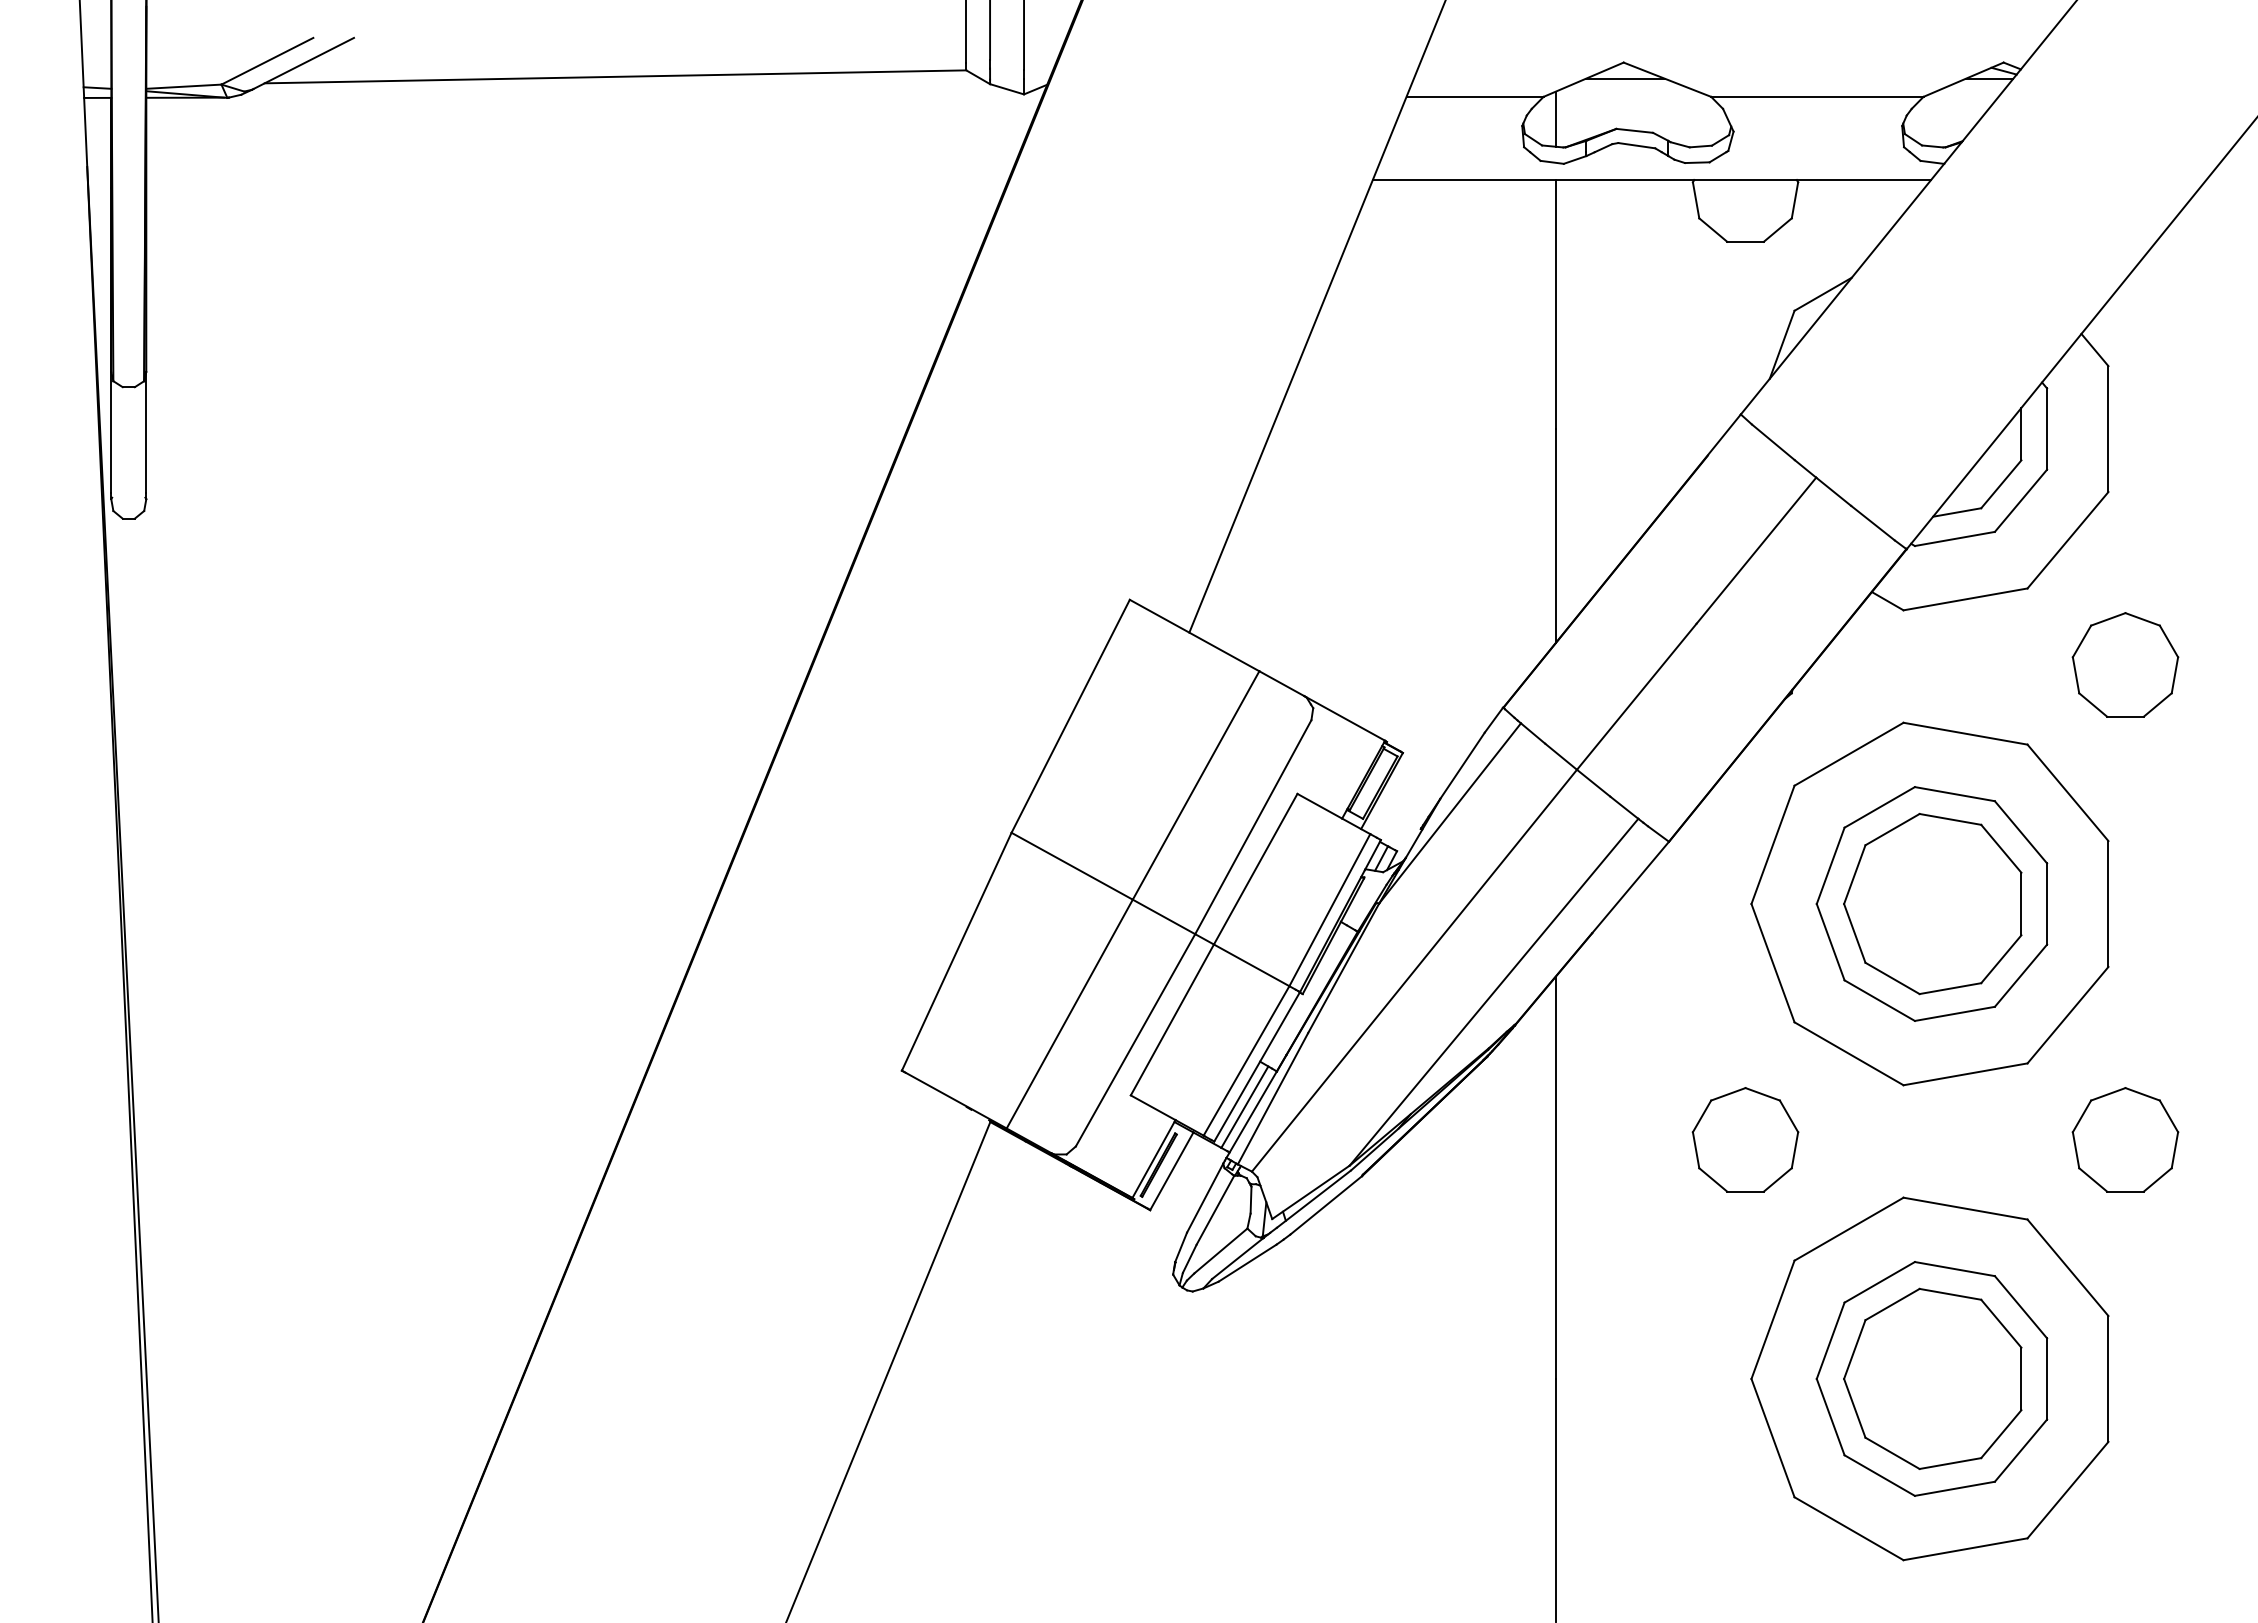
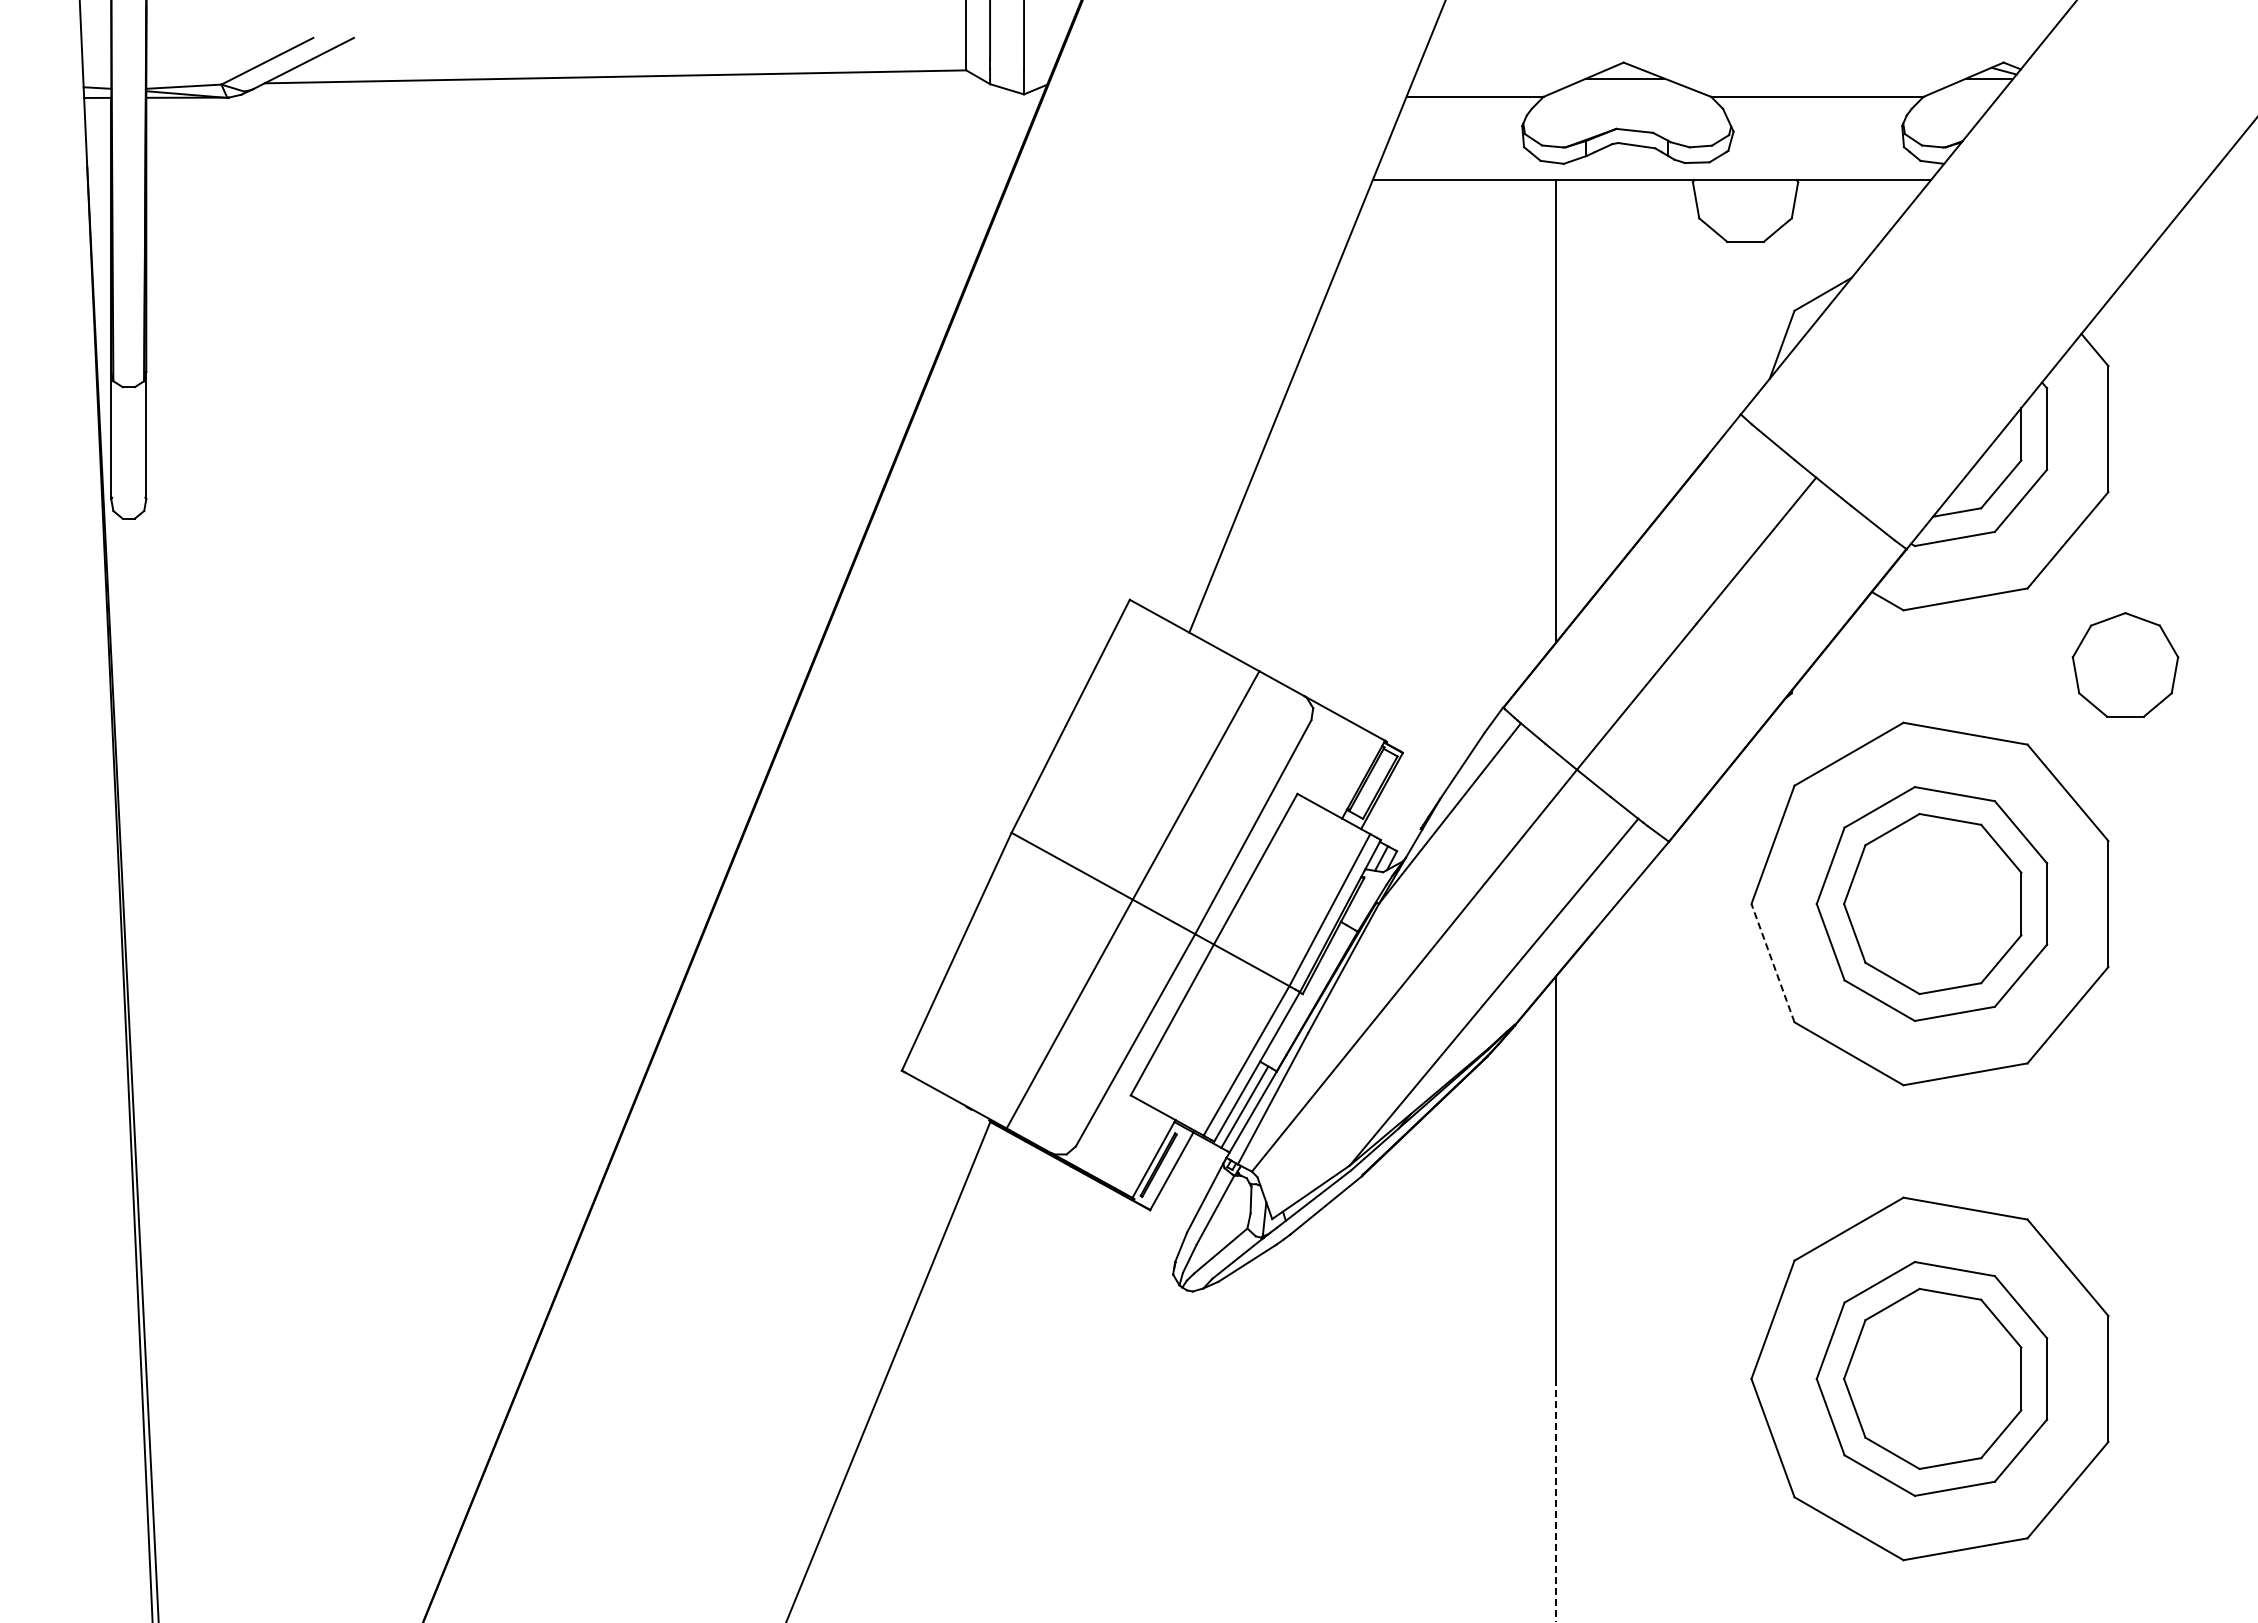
line: present -> none (1555, 118)
line: solid -> dashed (1773, 963)
part: present -> none (1745, 1139)
part: present -> none (2125, 1139)
line: solid -> dashed (1555, 1500)
